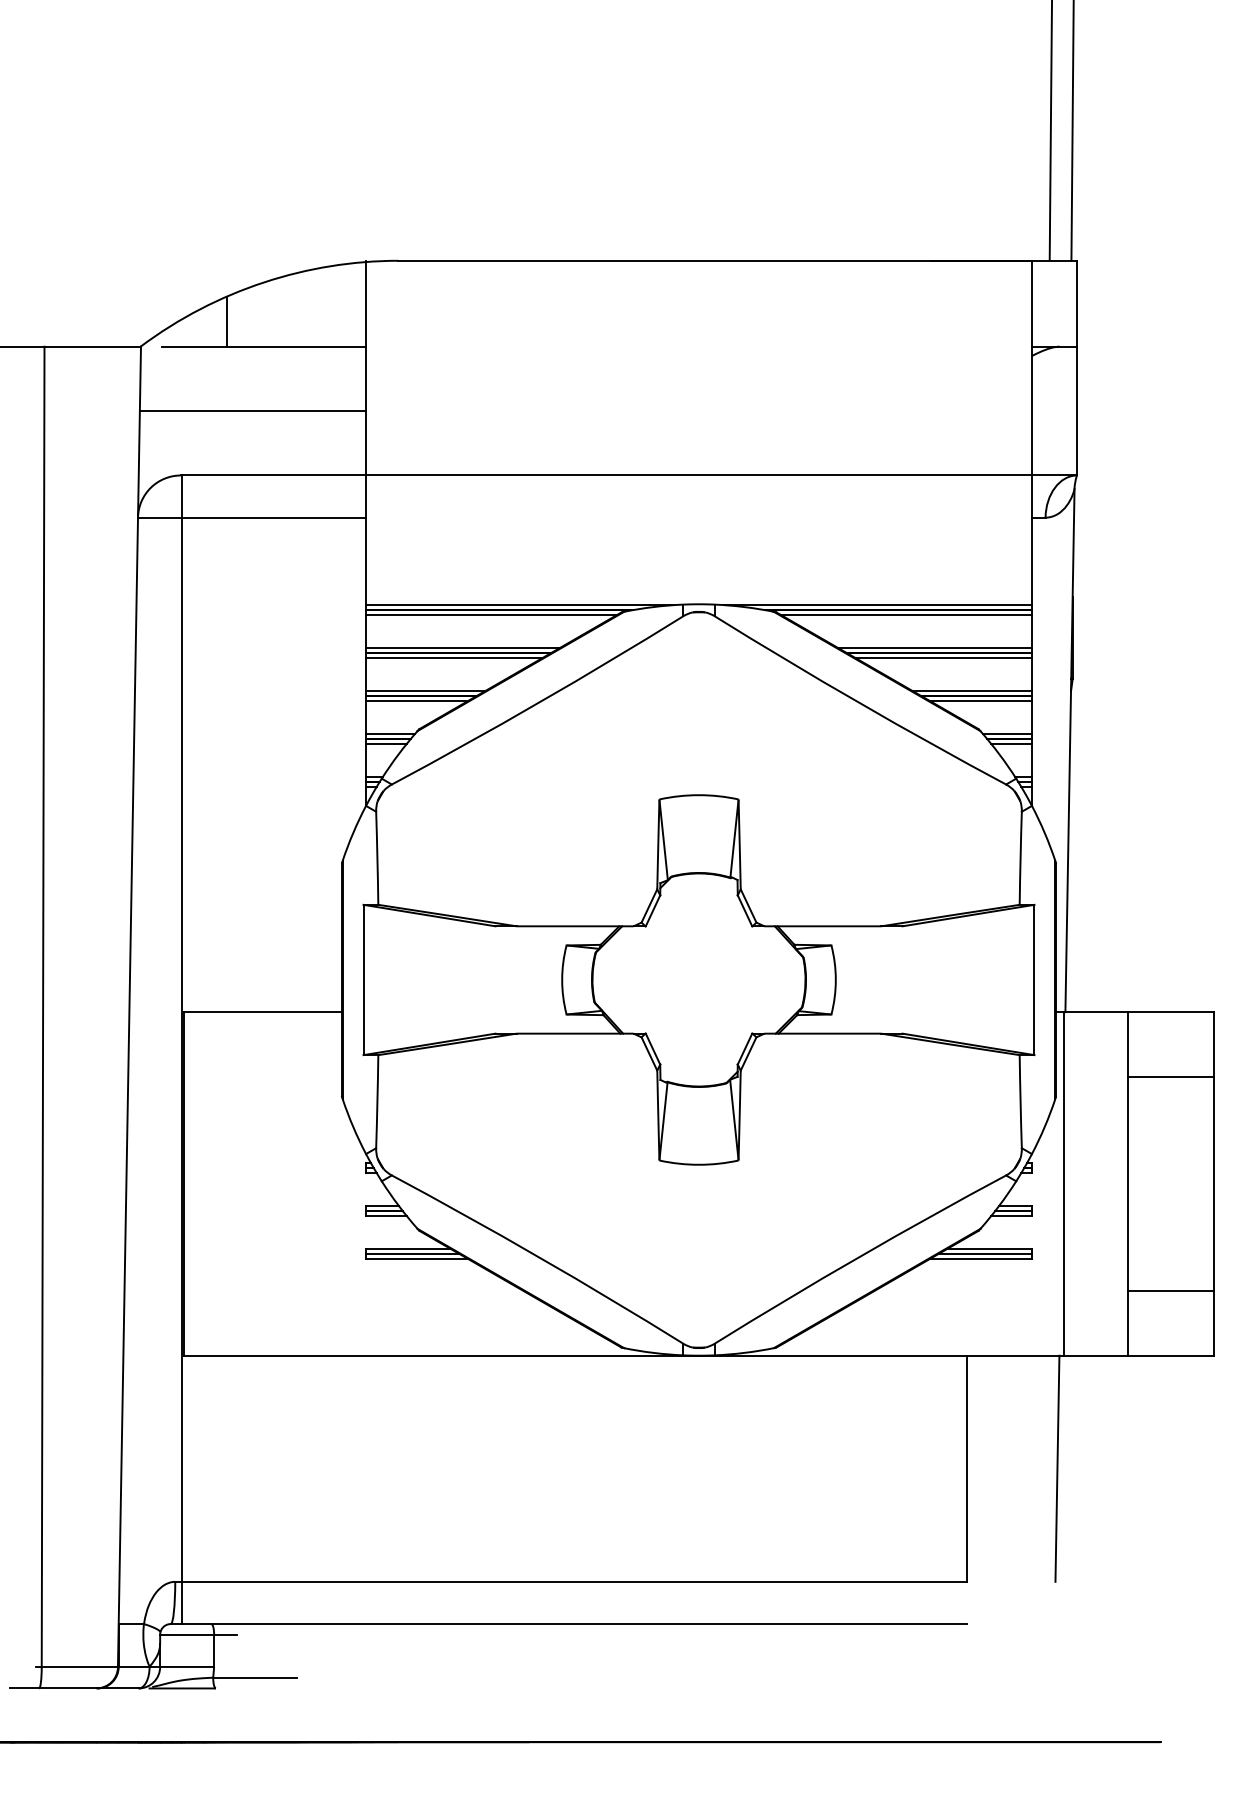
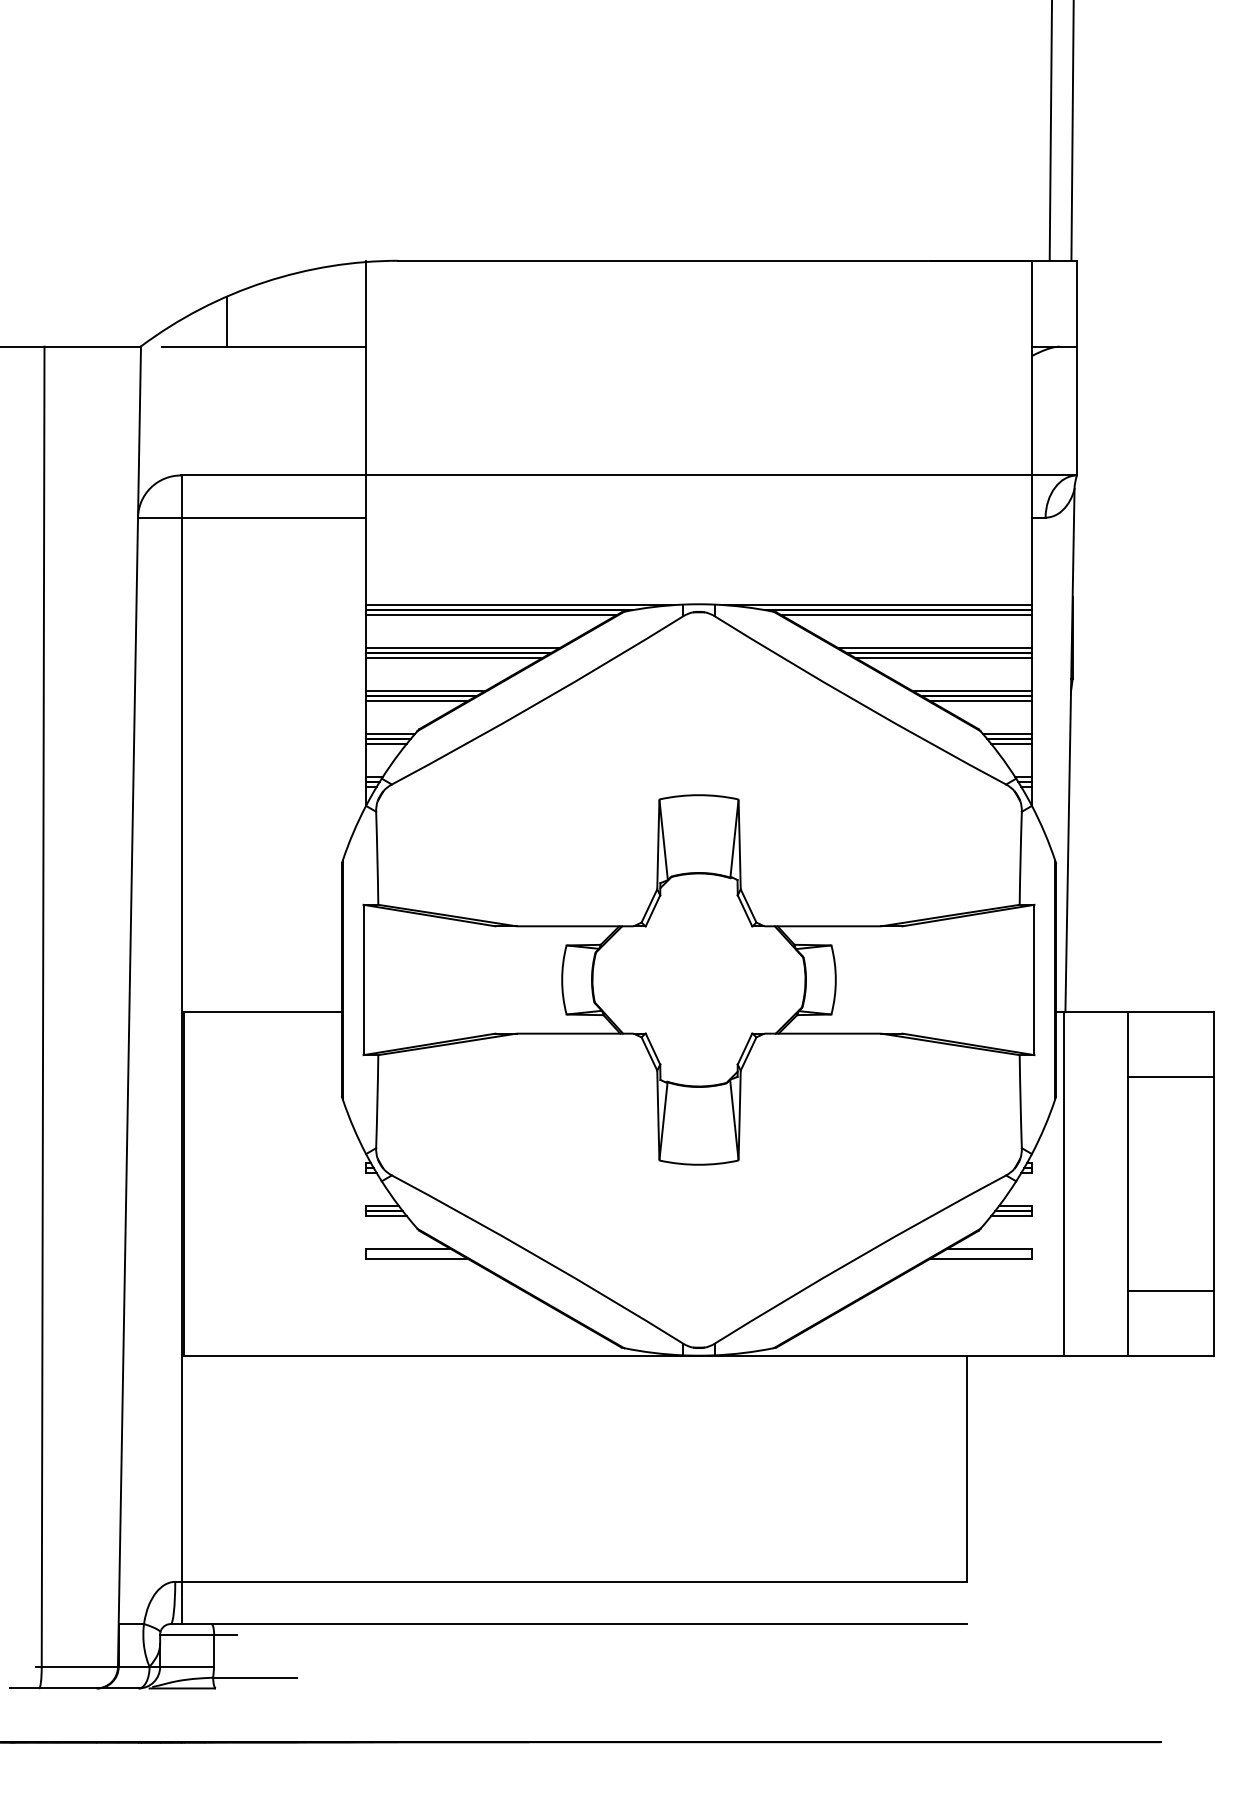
line: present -> none (252, 411)
line: present -> none (412, 1254)
line: present -> none (984, 1254)
line: present -> none (1057, 1468)
